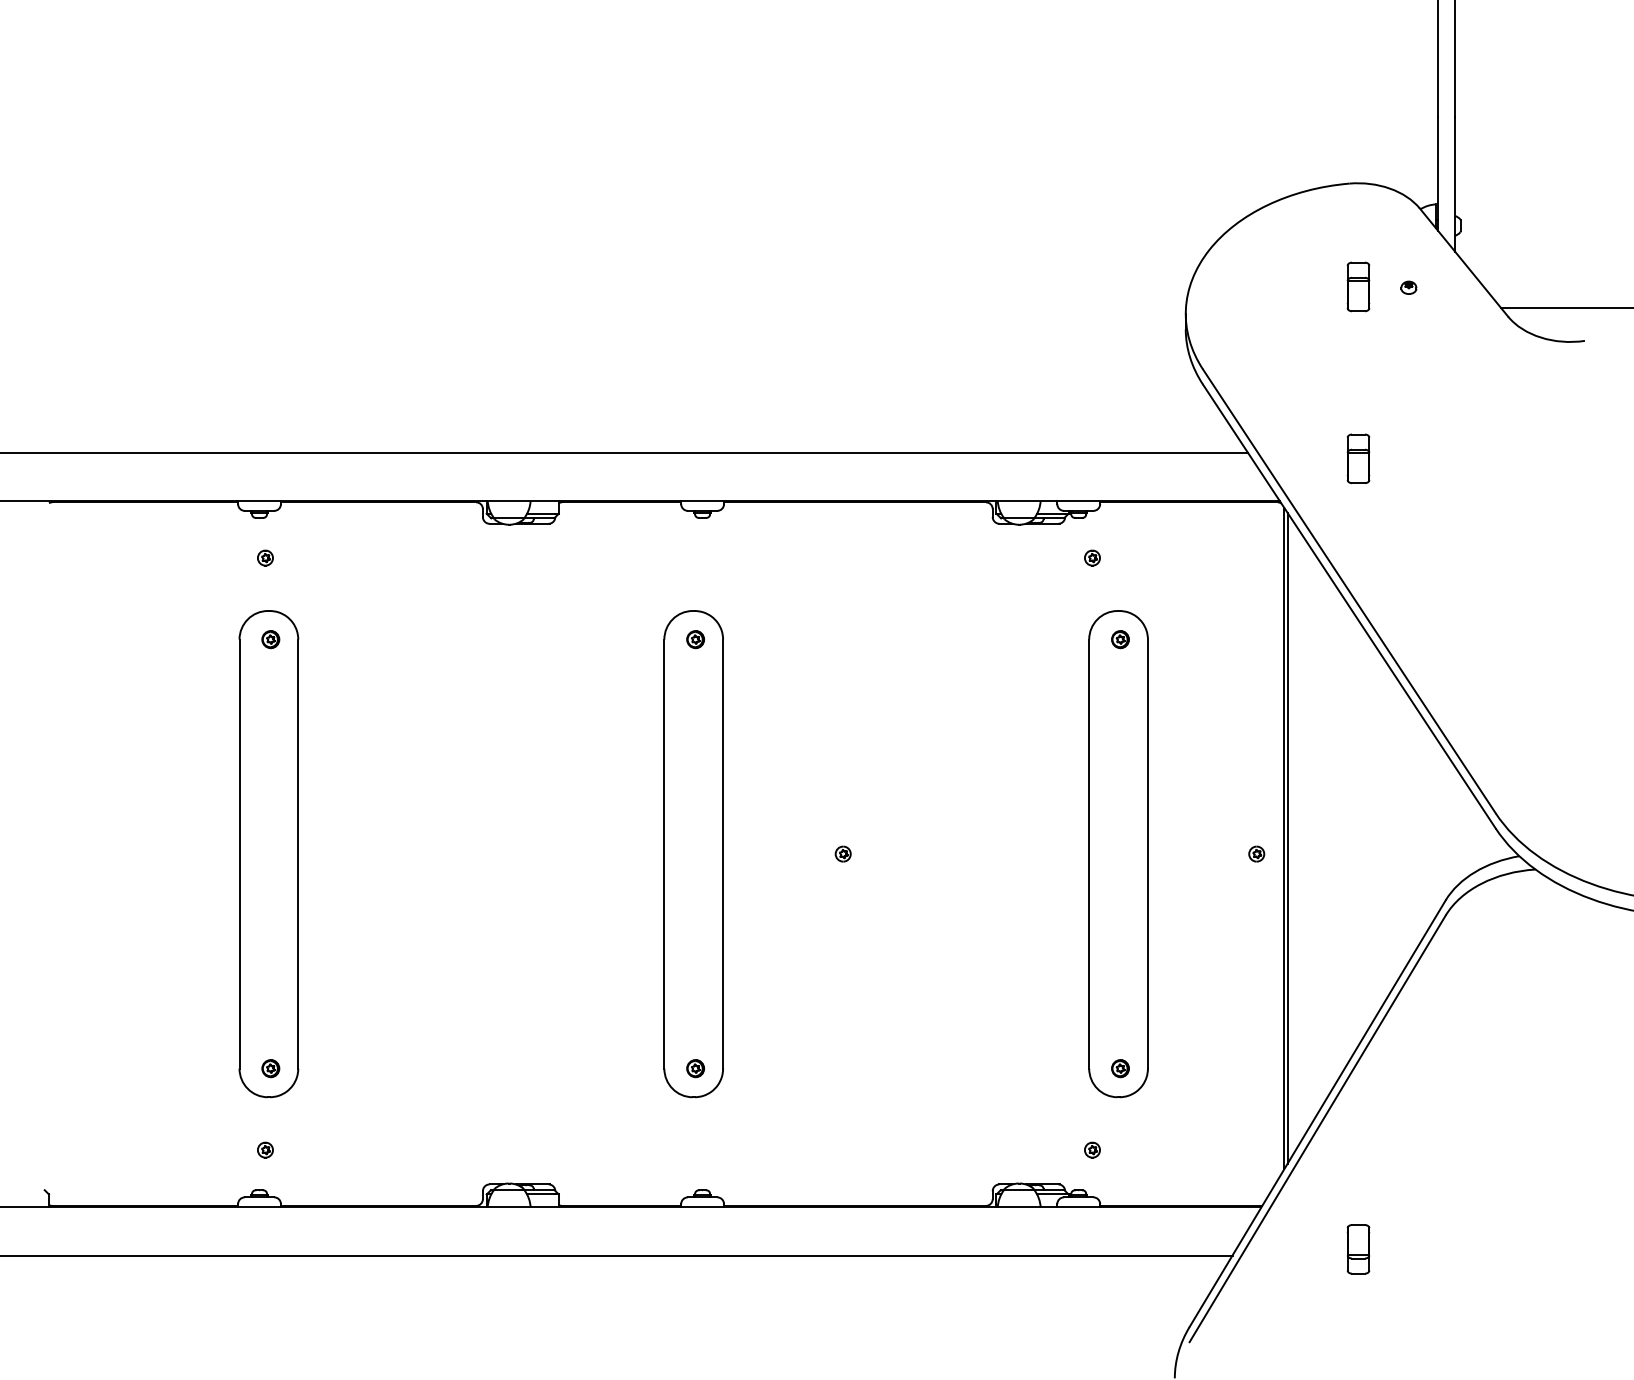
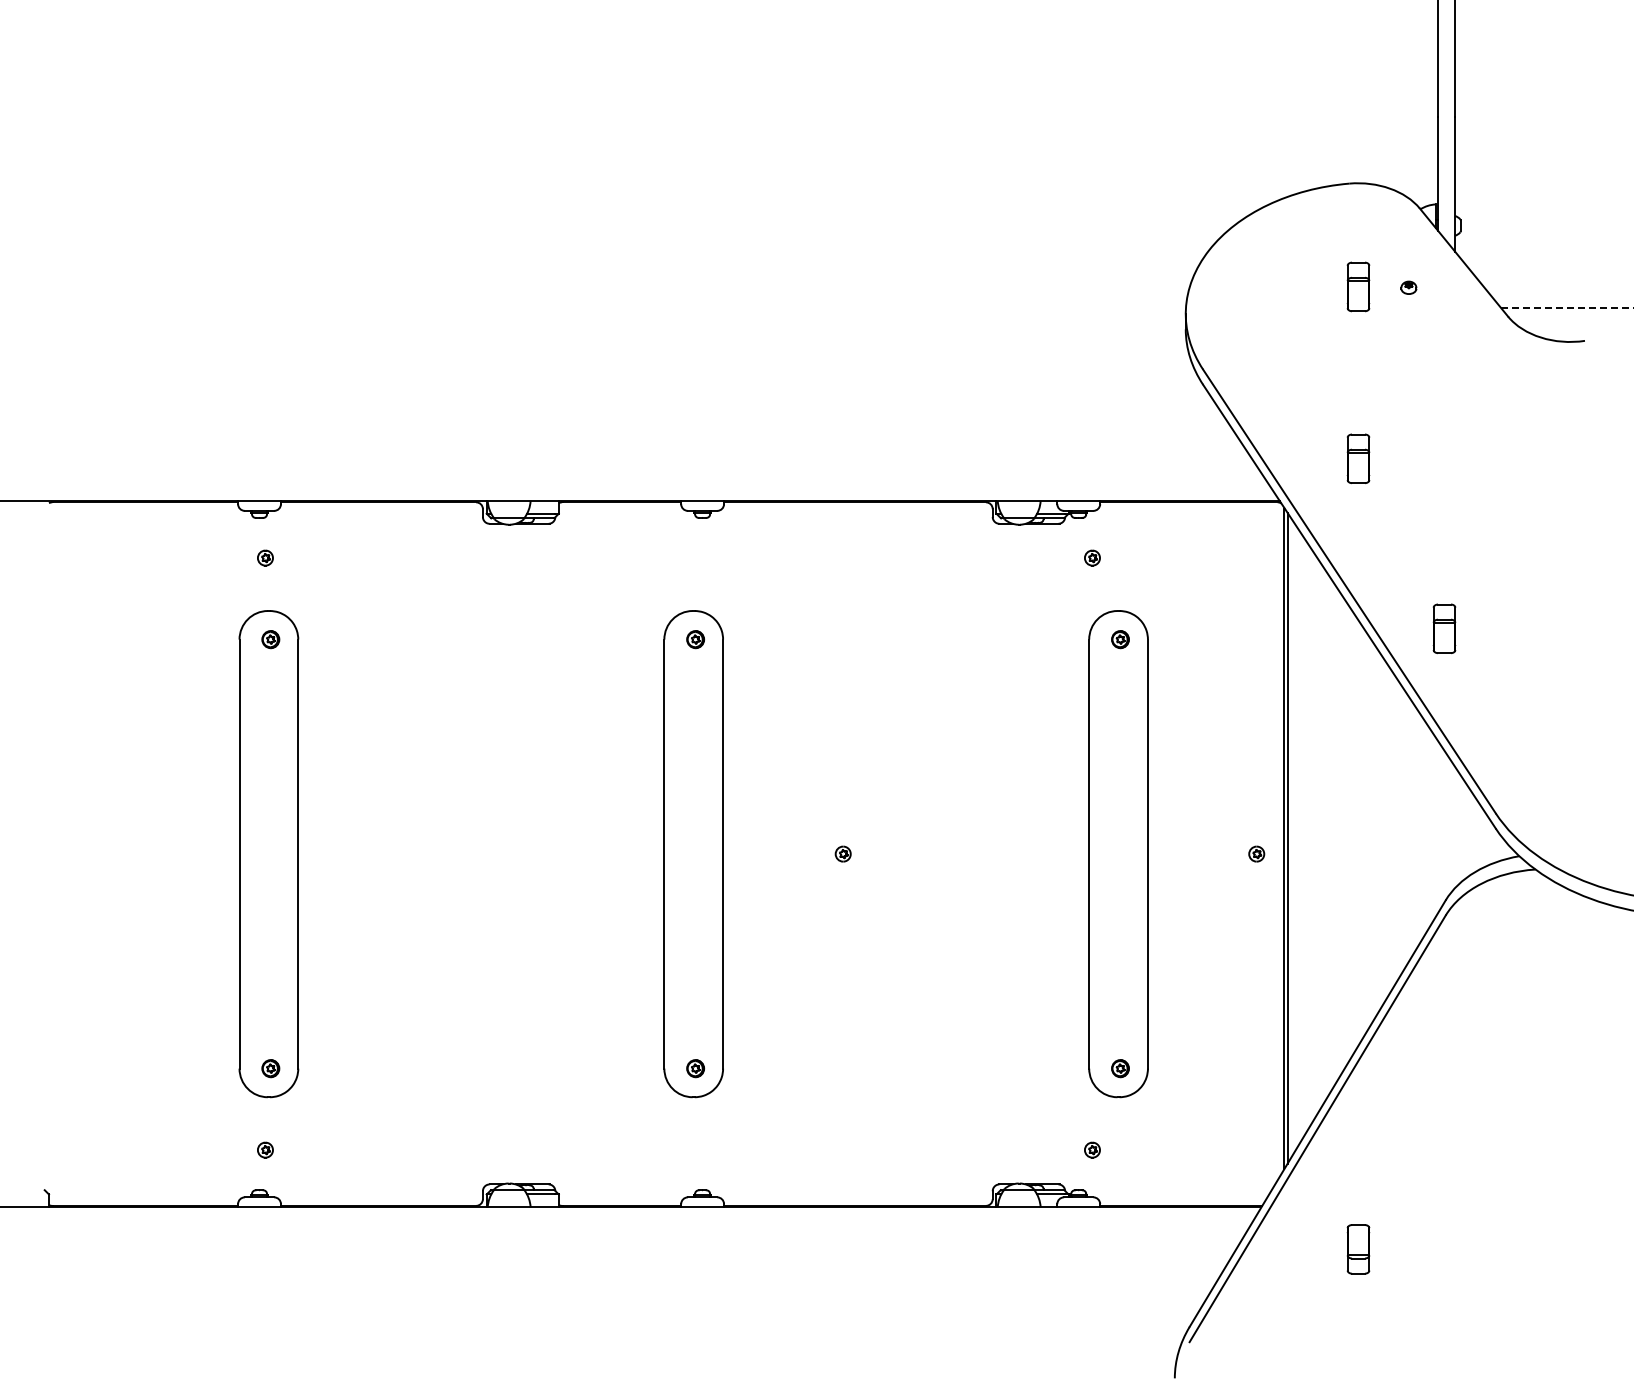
line: solid -> dashed (1567, 308)
line: present -> none (624, 452)
part: none -> present (1444, 628)
line: present -> none (617, 1255)
